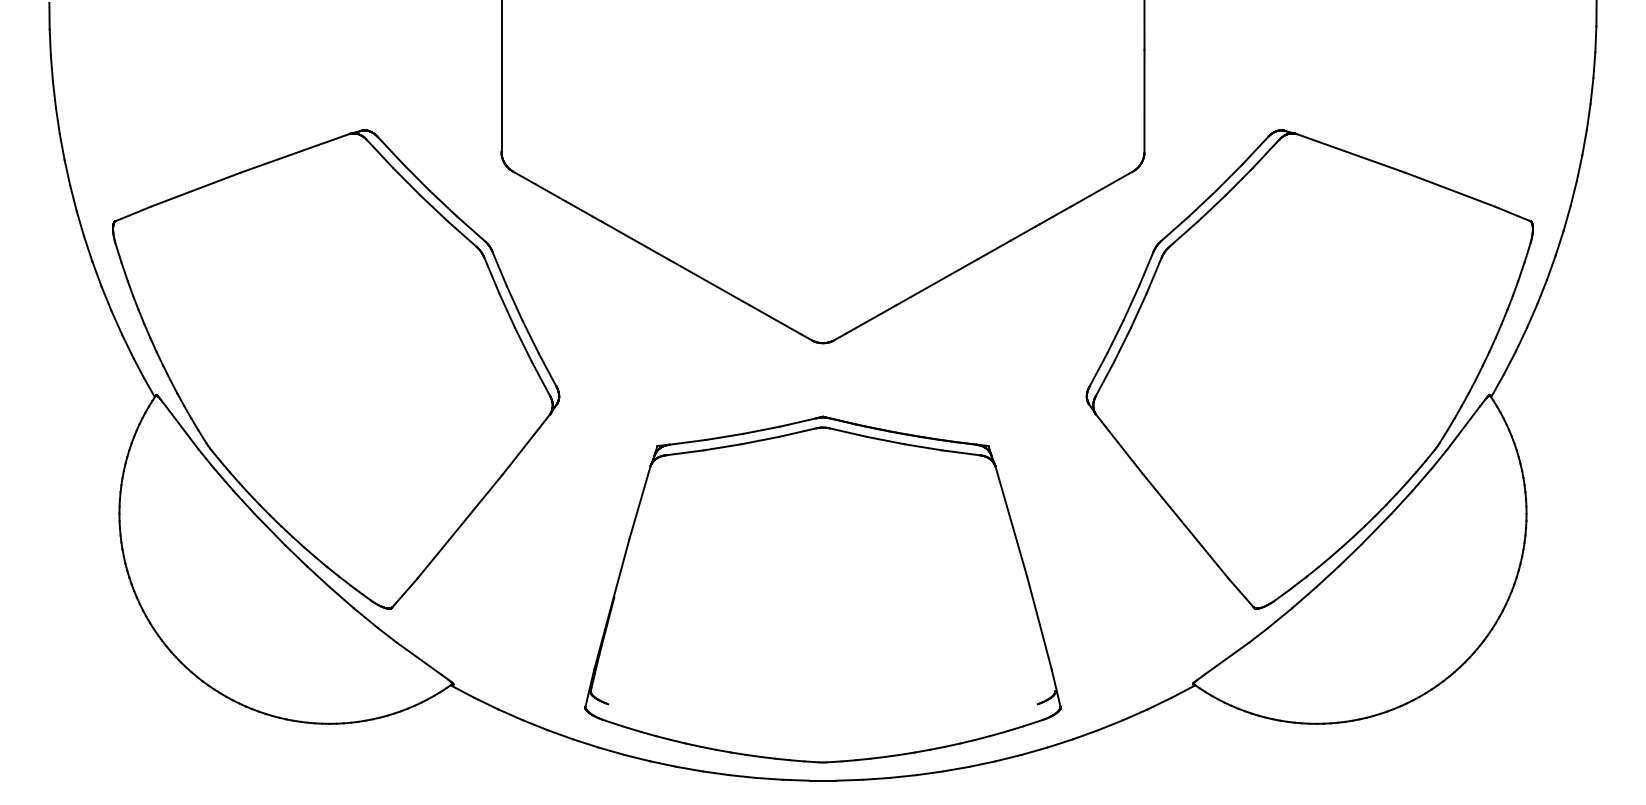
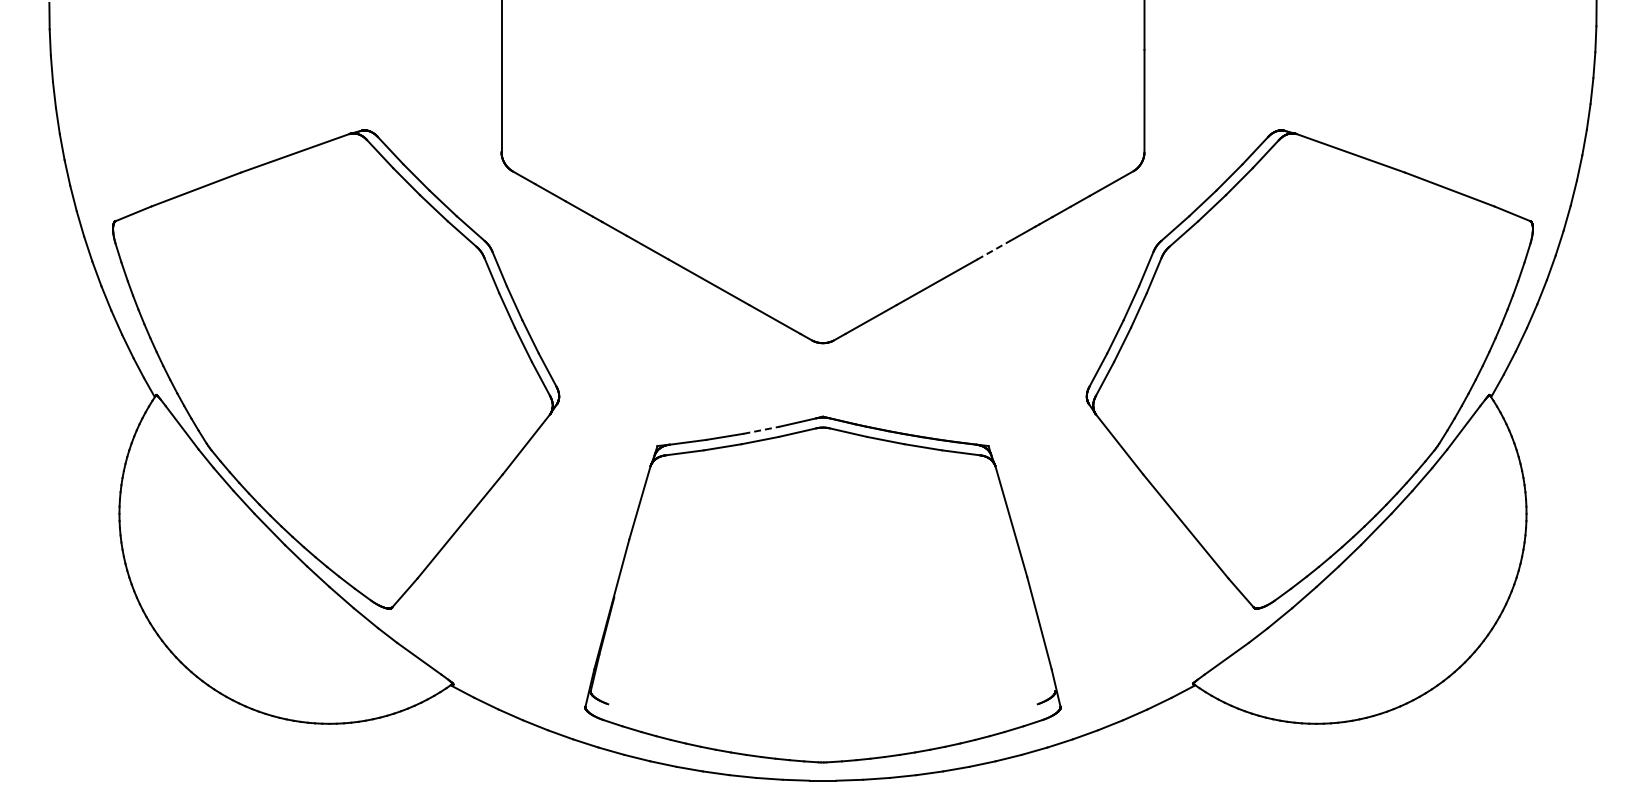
line: solid -> dashed (994, 249)
line: solid -> dashed (761, 430)
